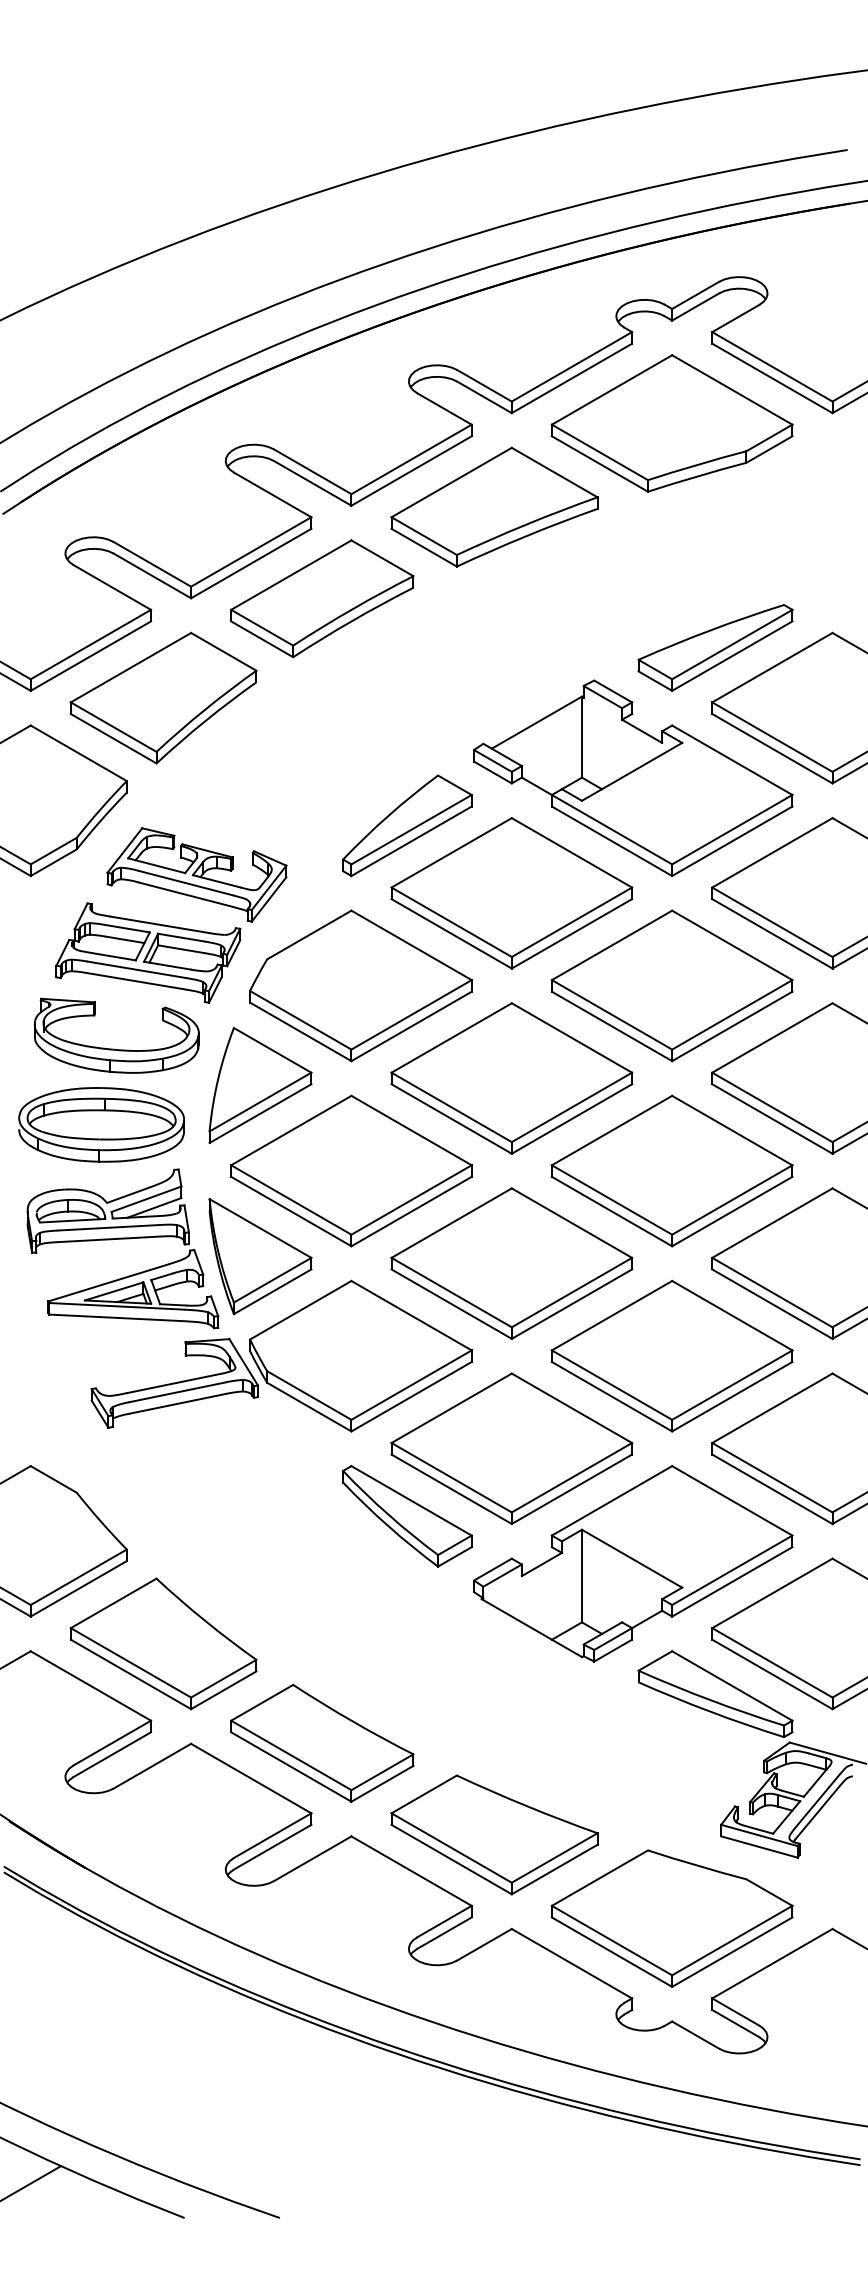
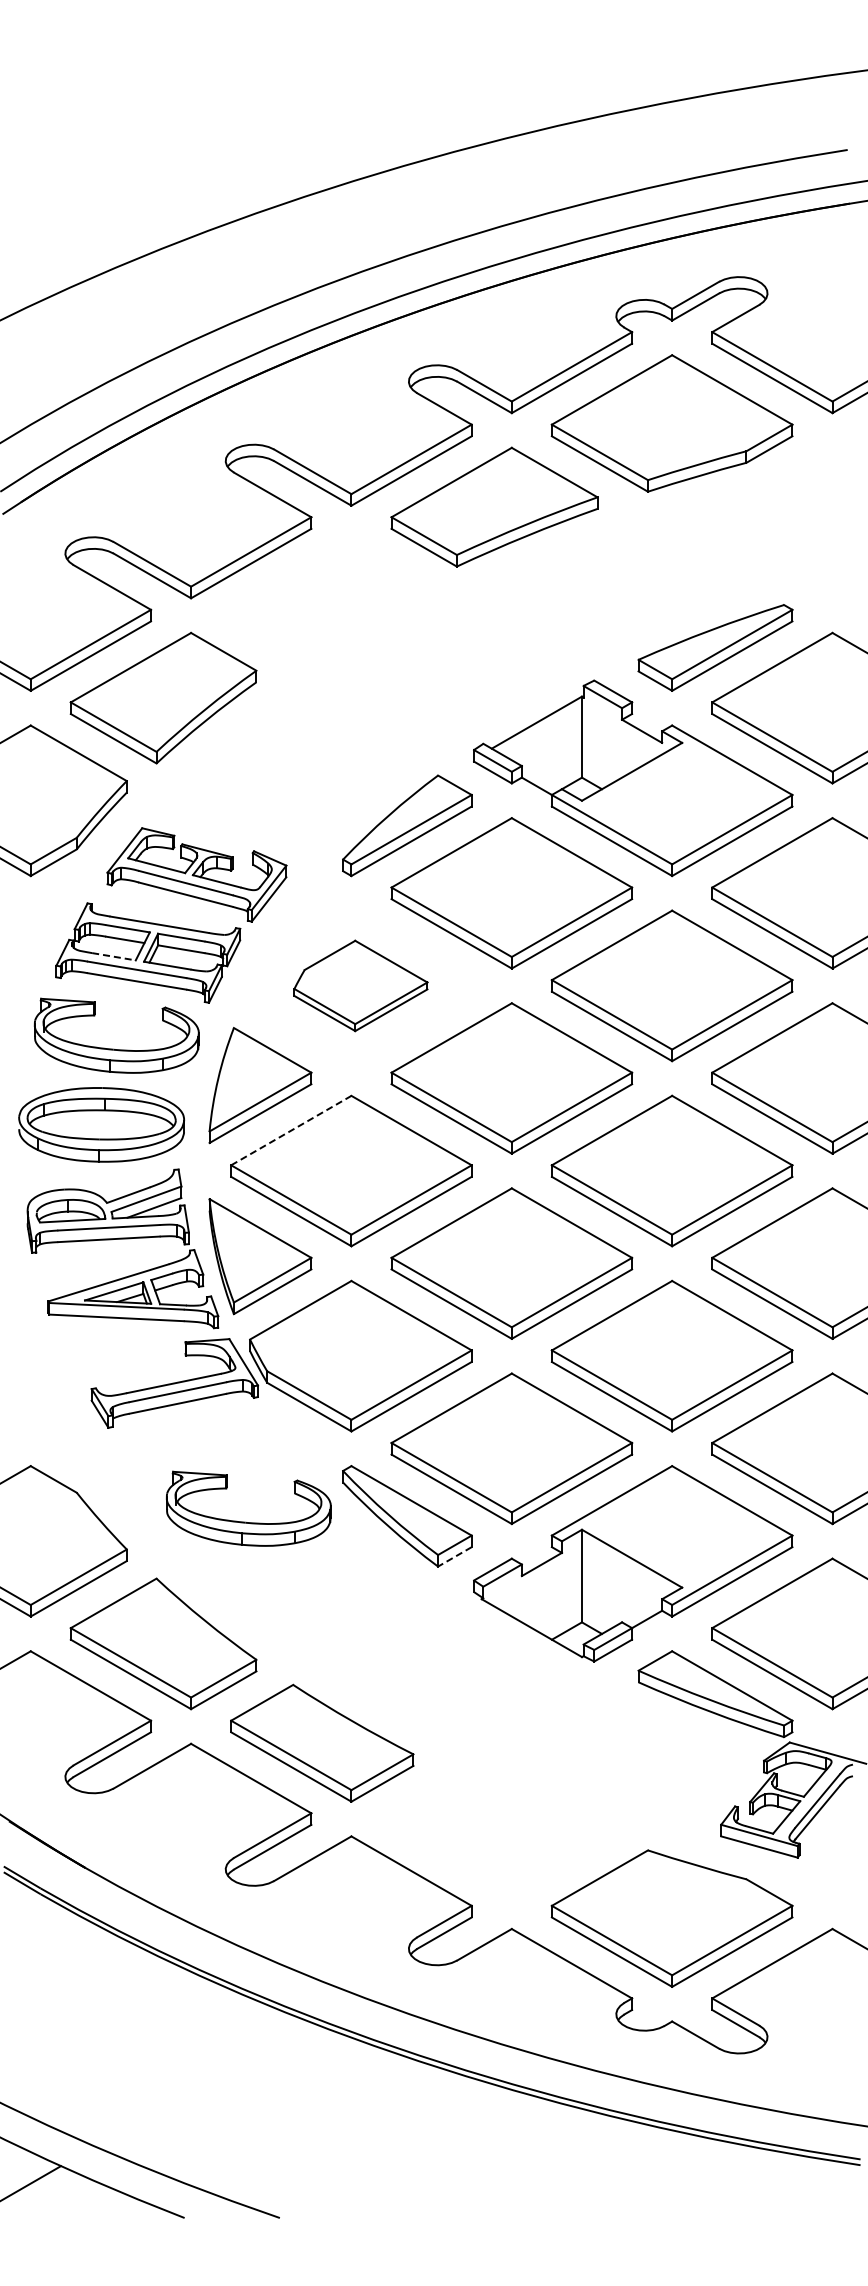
part: present -> none (322, 598)
line: solid -> dashed (114, 956)
part size: 224x154 px -> 136x94 px (360, 985)
line: solid -> dashed (291, 1130)
part: none -> present (246, 1521)
line: solid -> dashed (454, 1557)
part: present -> none (494, 1834)
